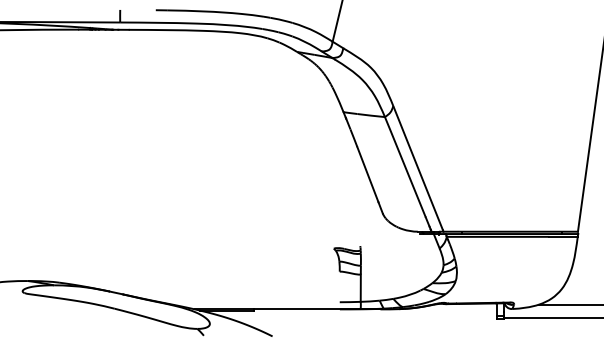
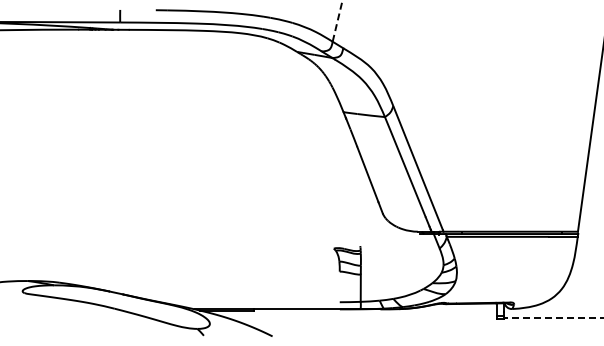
line: solid -> dashed (337, 21)
line: present -> none (569, 304)
line: solid -> dashed (553, 318)
